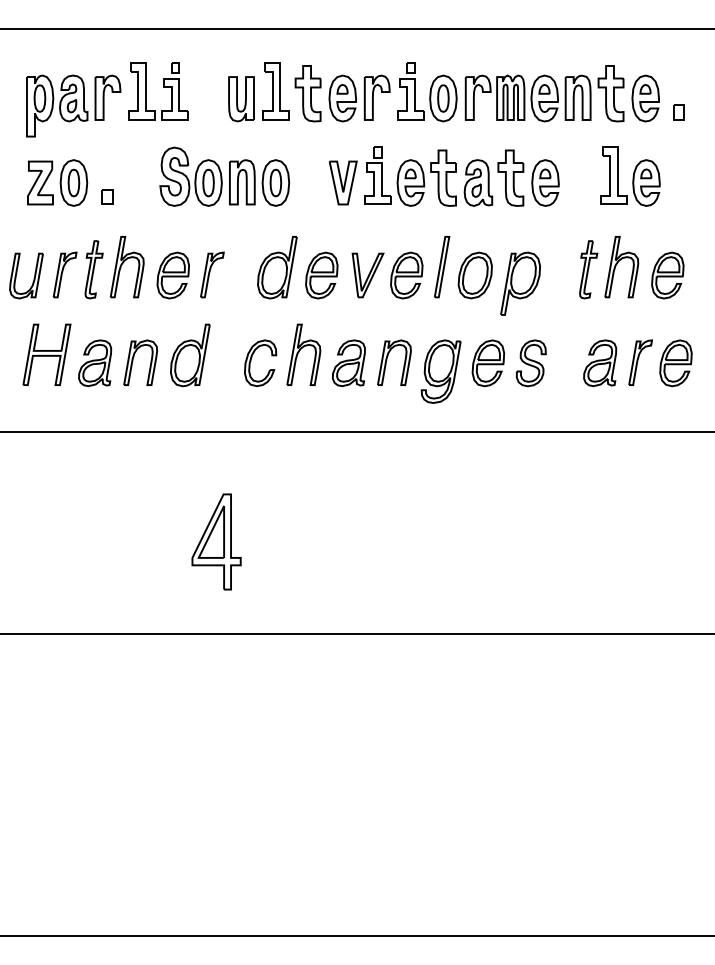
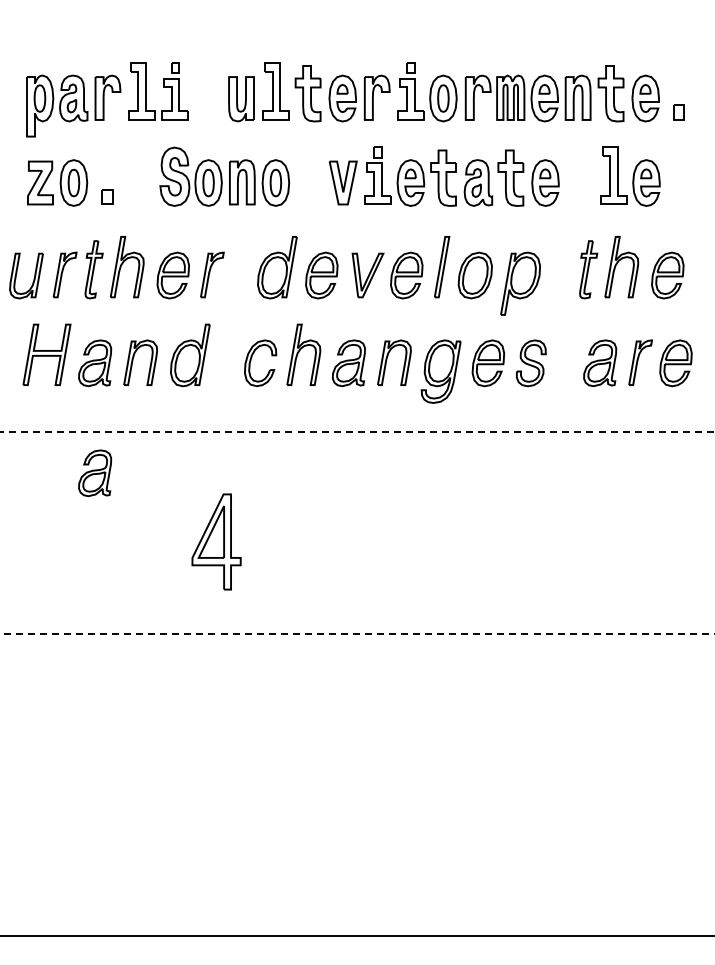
line: present -> none (356, 28)
line: solid -> dashed (358, 432)
part: none -> present (95, 473)
line: solid -> dashed (357, 633)
